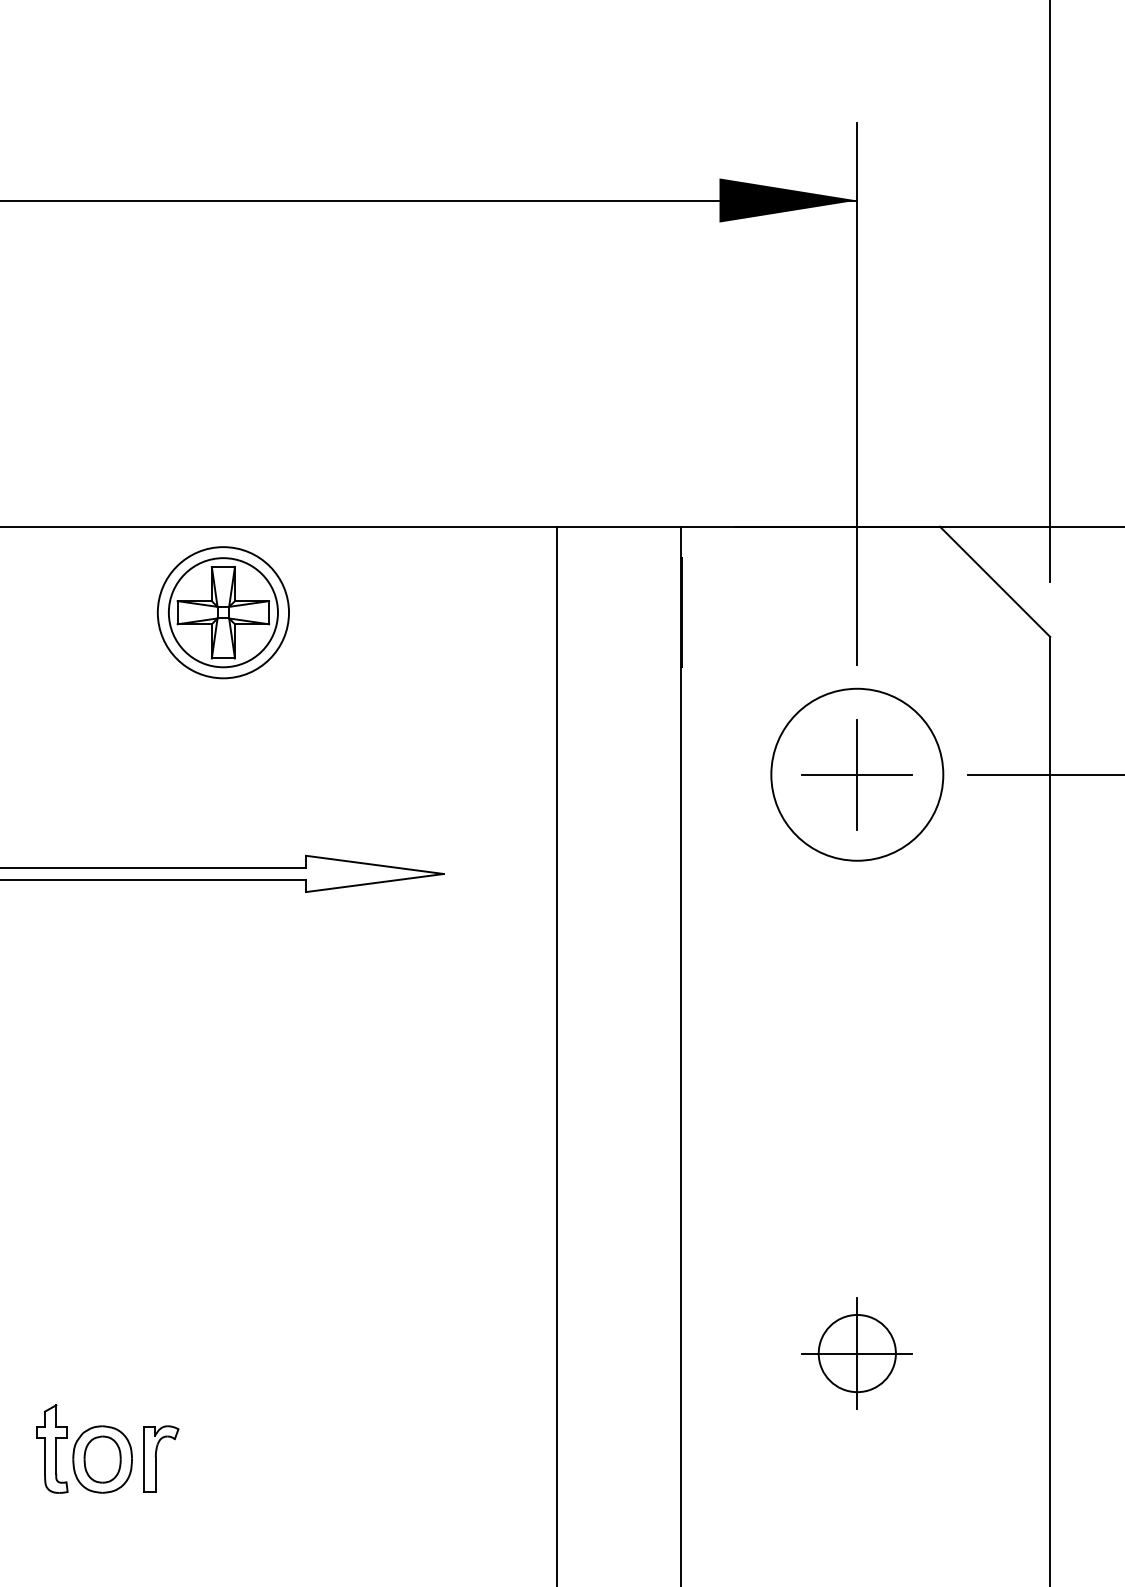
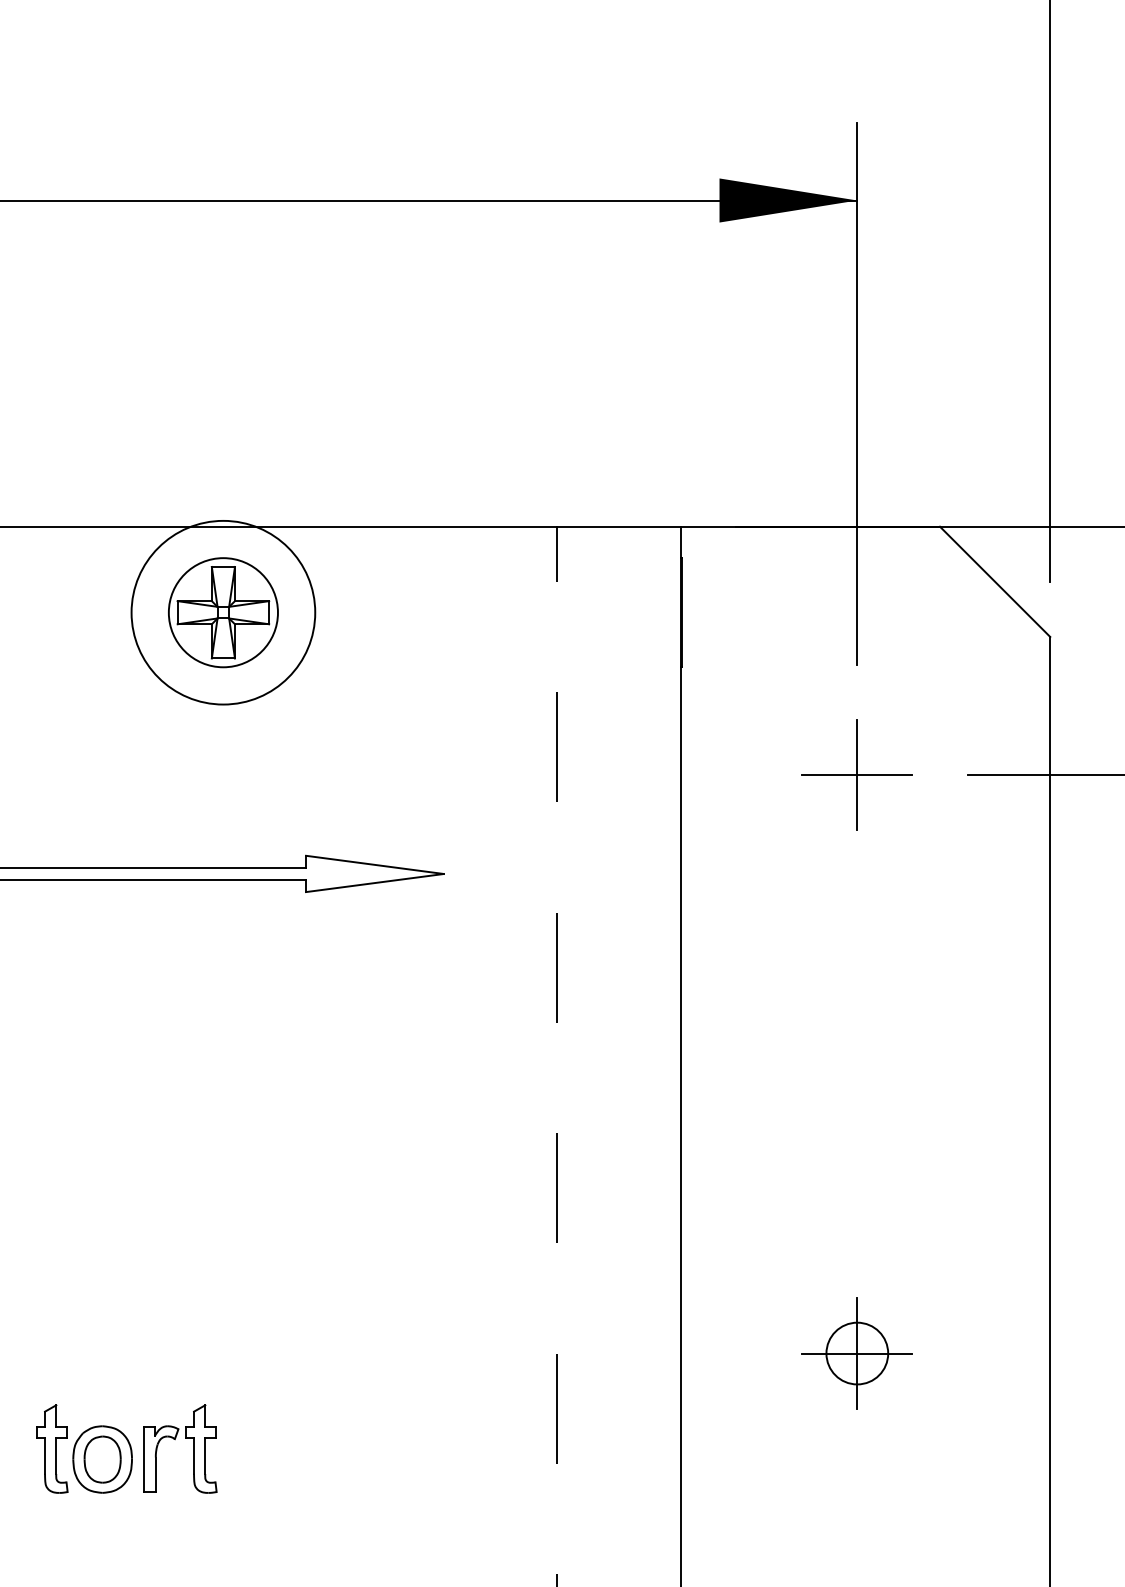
circle diameter: 131 px -> 184 px (223, 612)
circle: present -> none (857, 774)
line: solid -> dashed (556, 1056)
circle diameter: 77 px -> 62 px (857, 1353)
part: none -> present (201, 1448)
